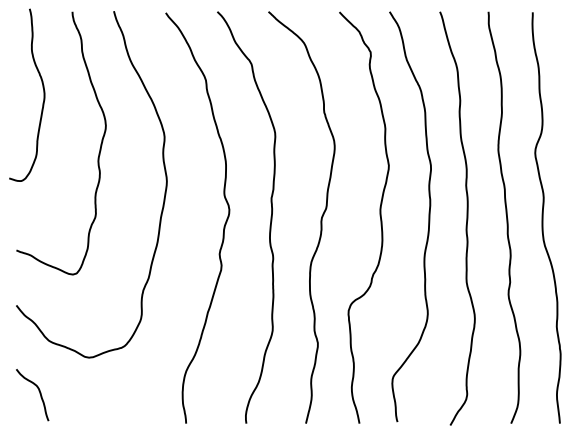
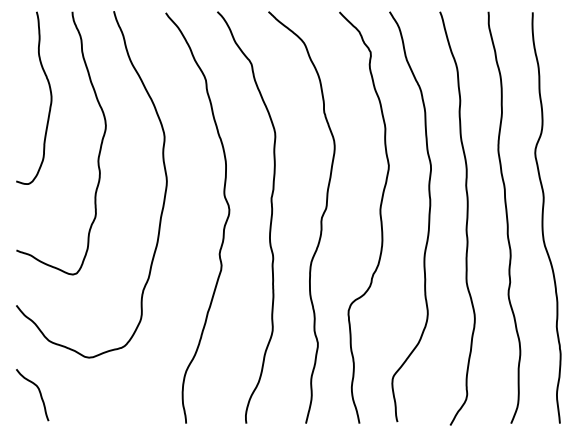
curve position: (43, 94) -> (50, 97) (50, 97)
